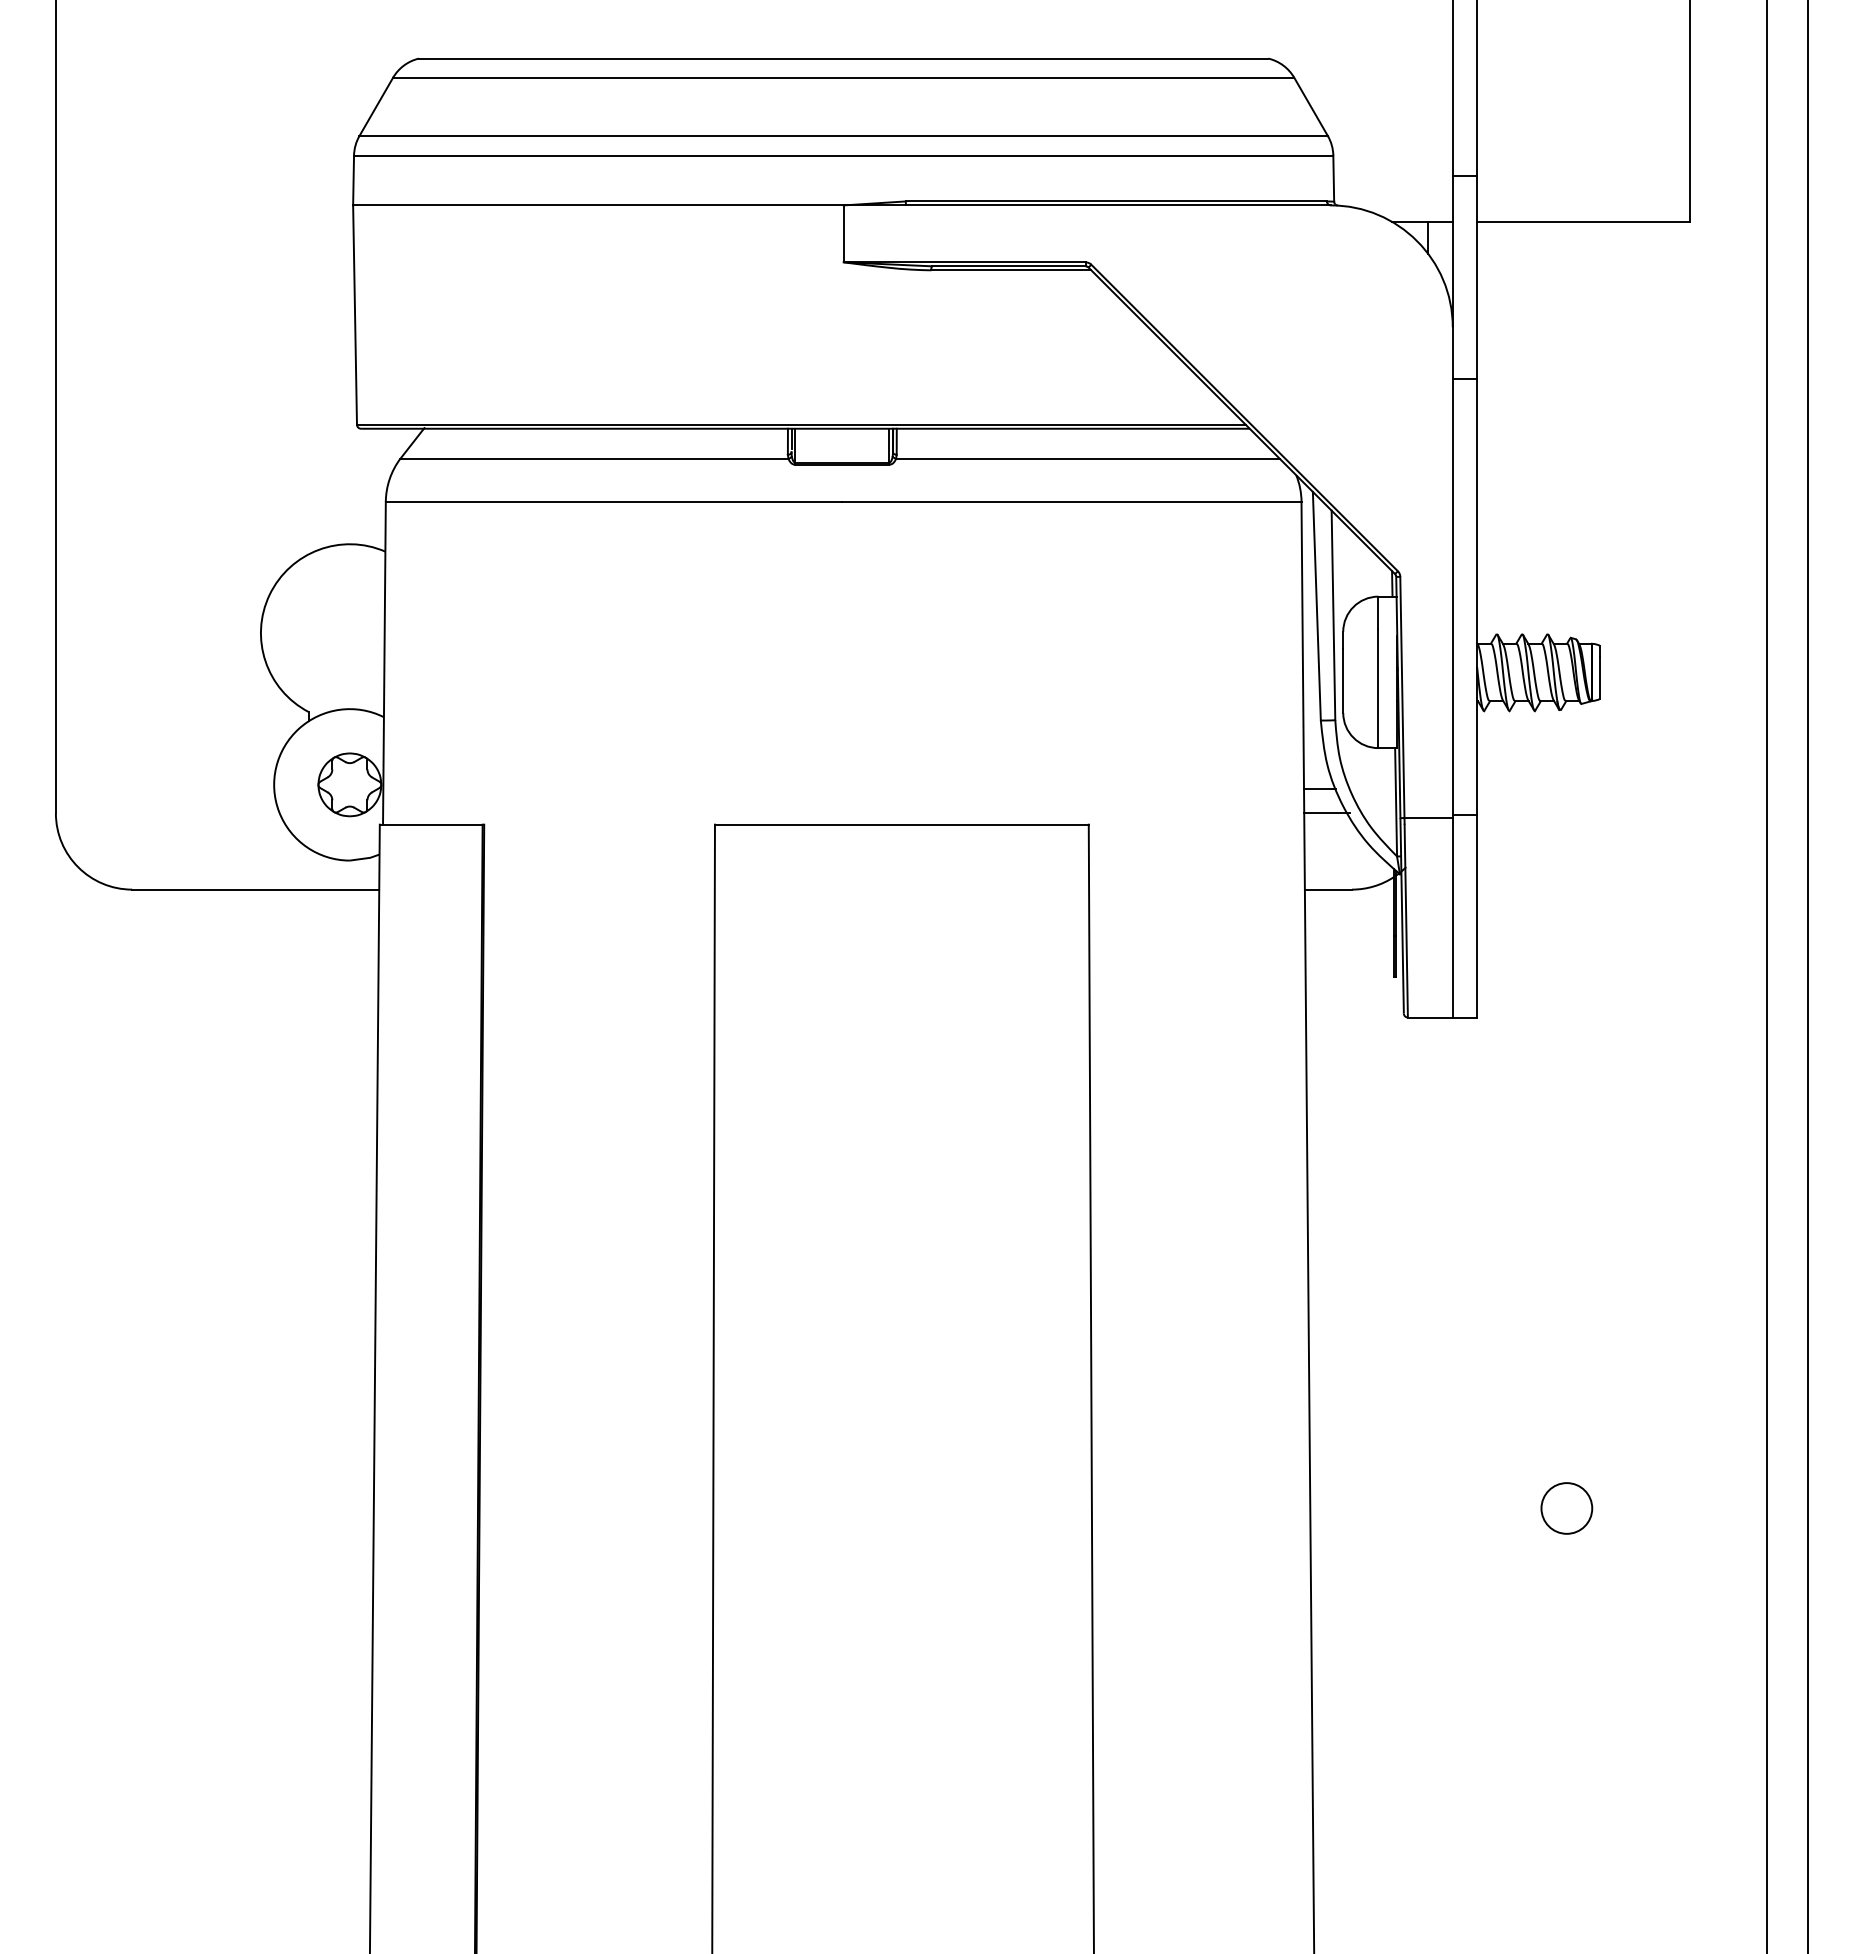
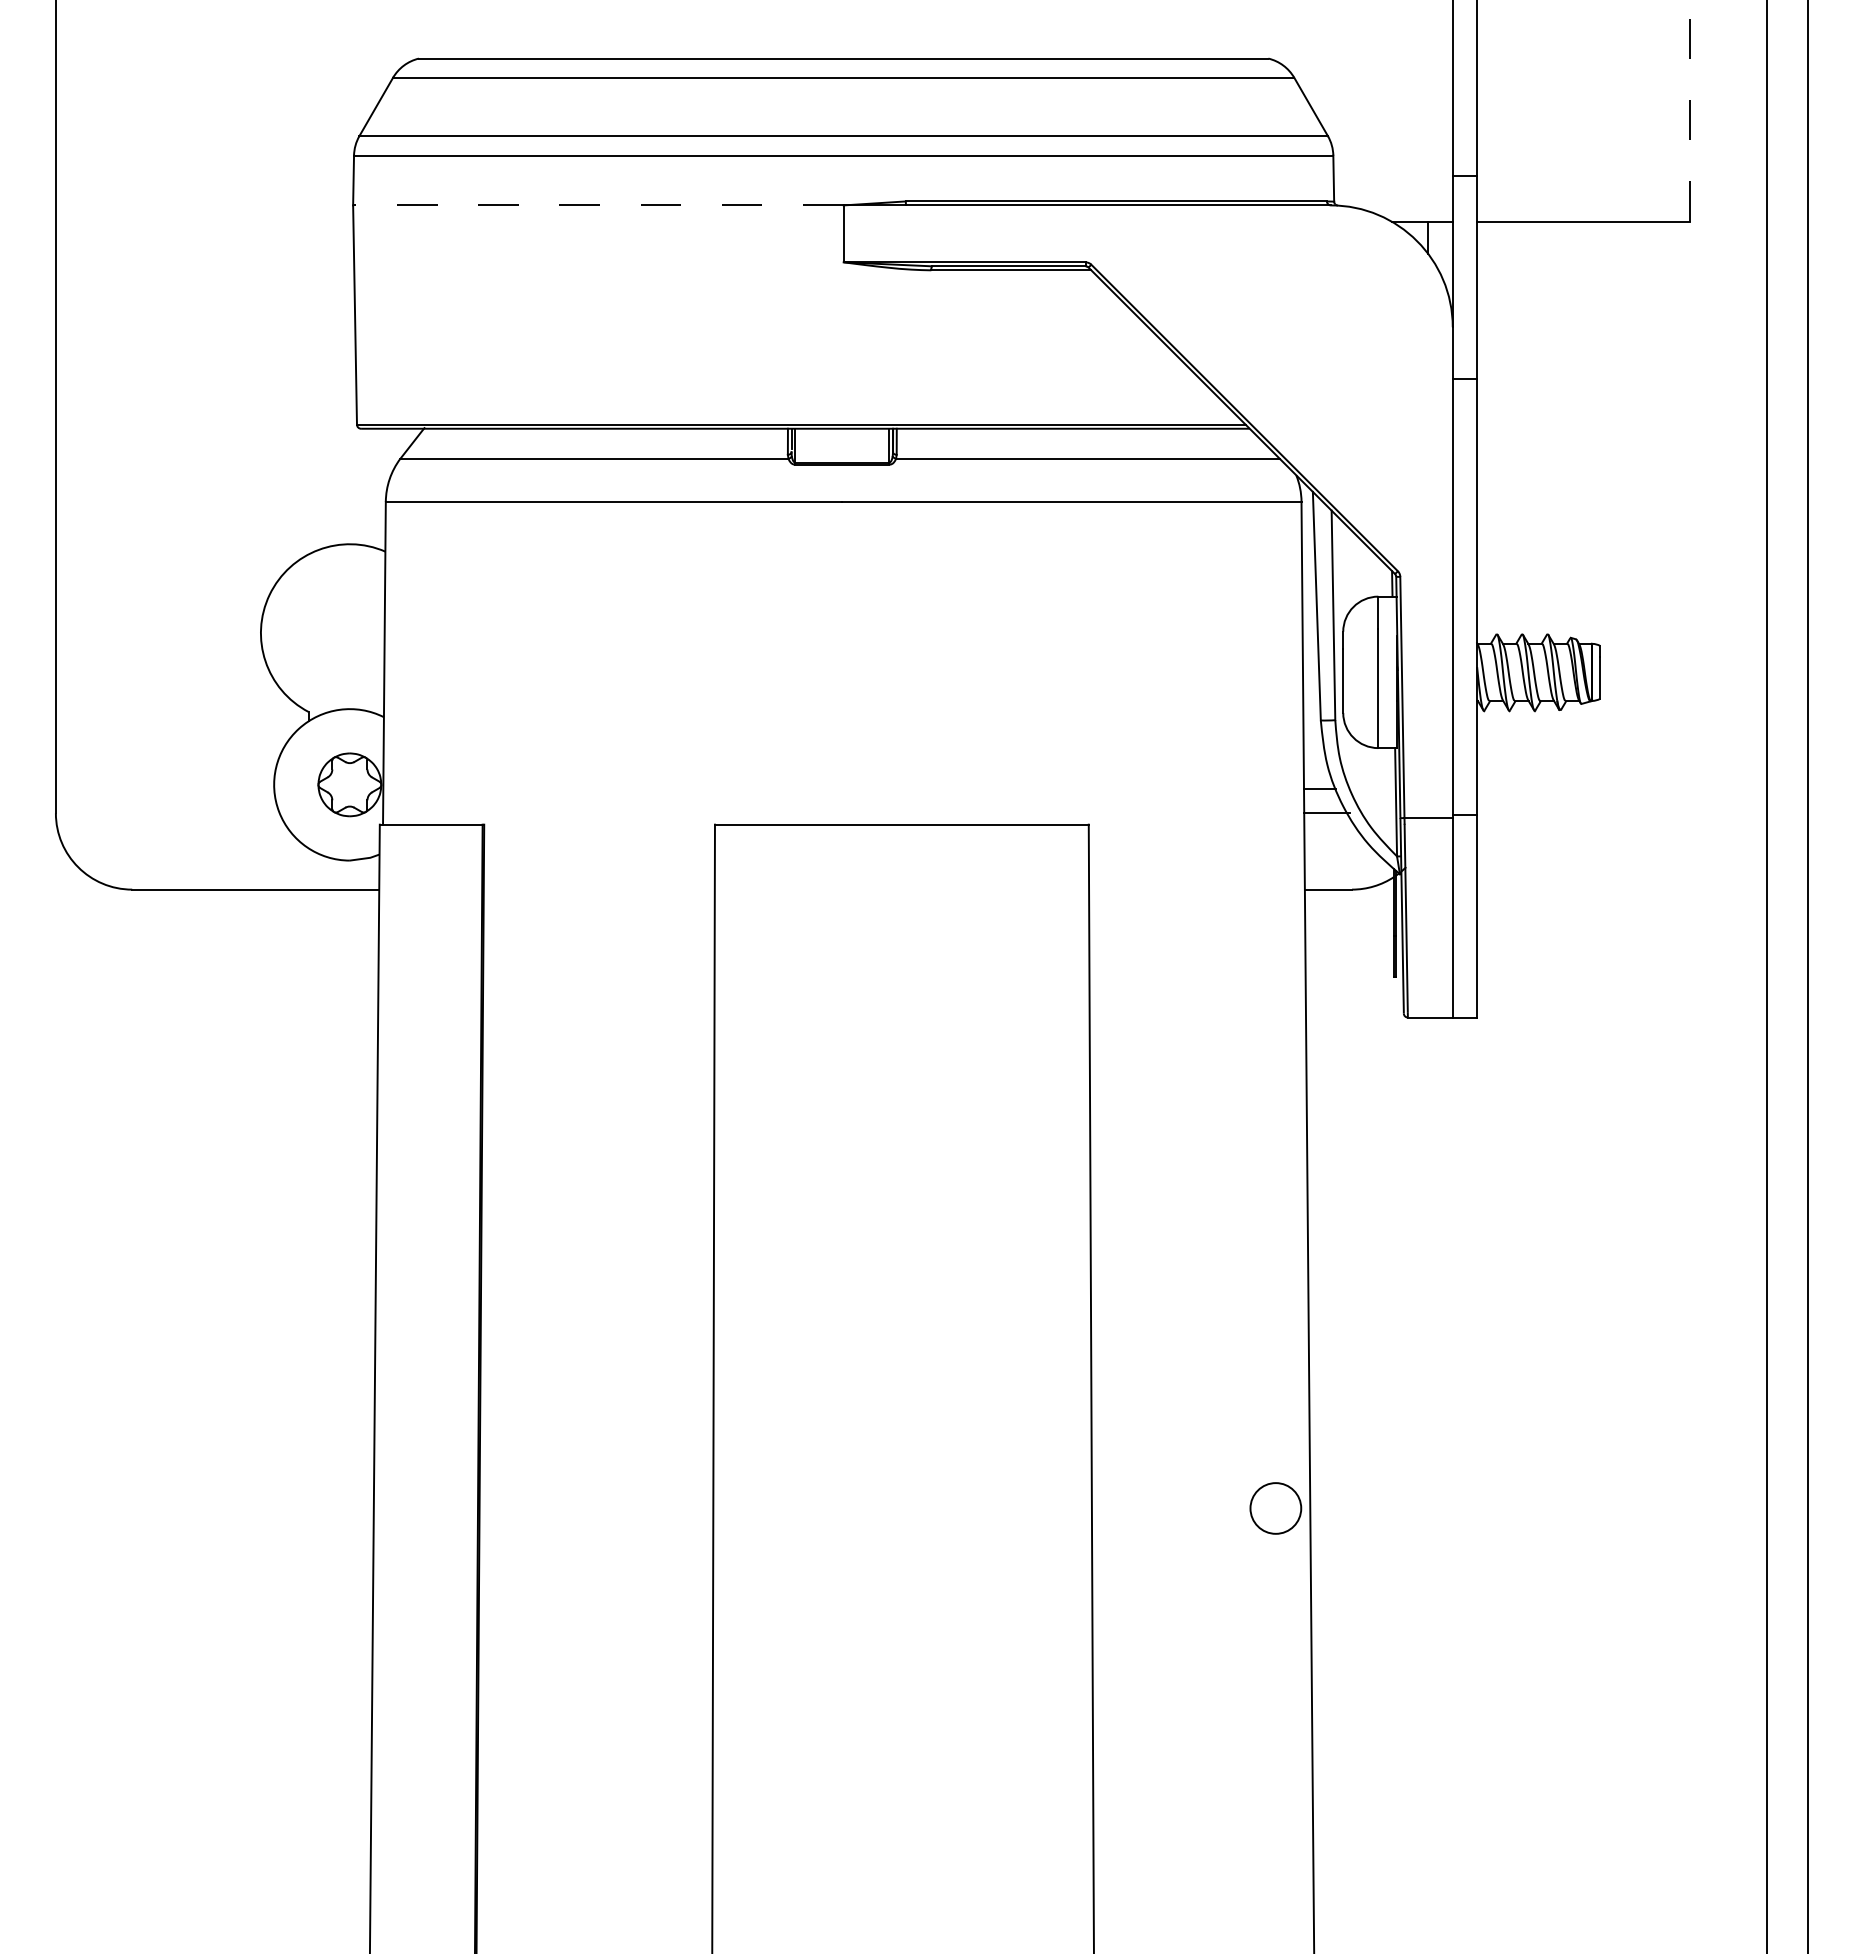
line: solid -> dashed (1689, 110)
line: solid -> dashed (597, 205)
circle position: (1566, 1508) -> (1275, 1508) (1275, 1508)
